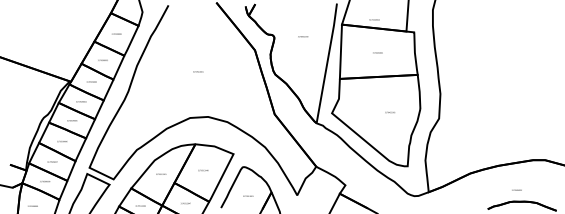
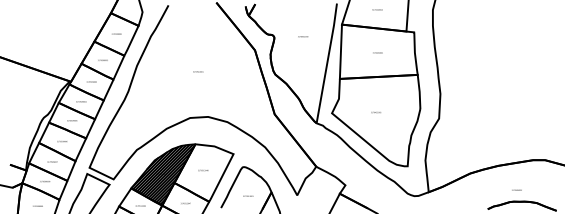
text position: (374, 19) -> (377, 9) (377, 9)
text position: (389, 112) -> (375, 112) (375, 112)
hatch: none -> present (163, 174)
text position: (32, 205) -> (37, 205) (37, 205)
